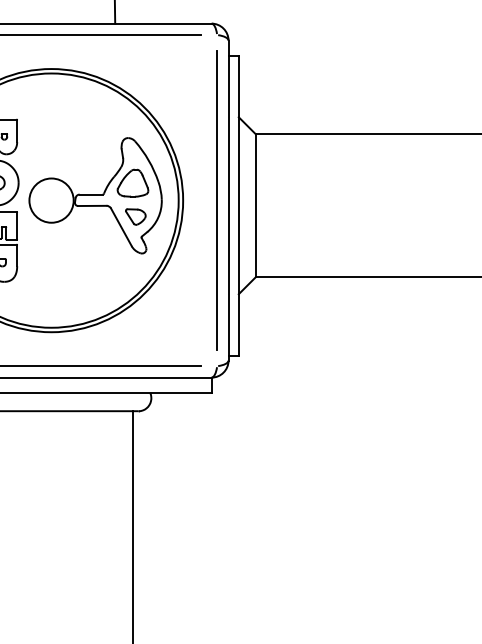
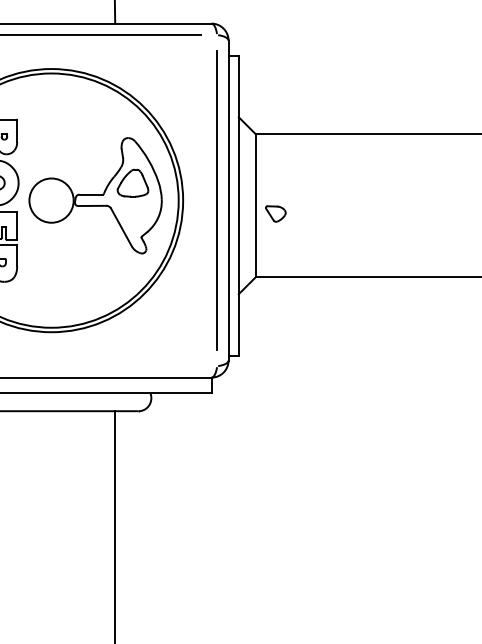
part position: (135, 216) -> (275, 213) (275, 213)
line: present -> none (101, 366)
line position: (133, 525) -> (115, 525) (115, 525)
